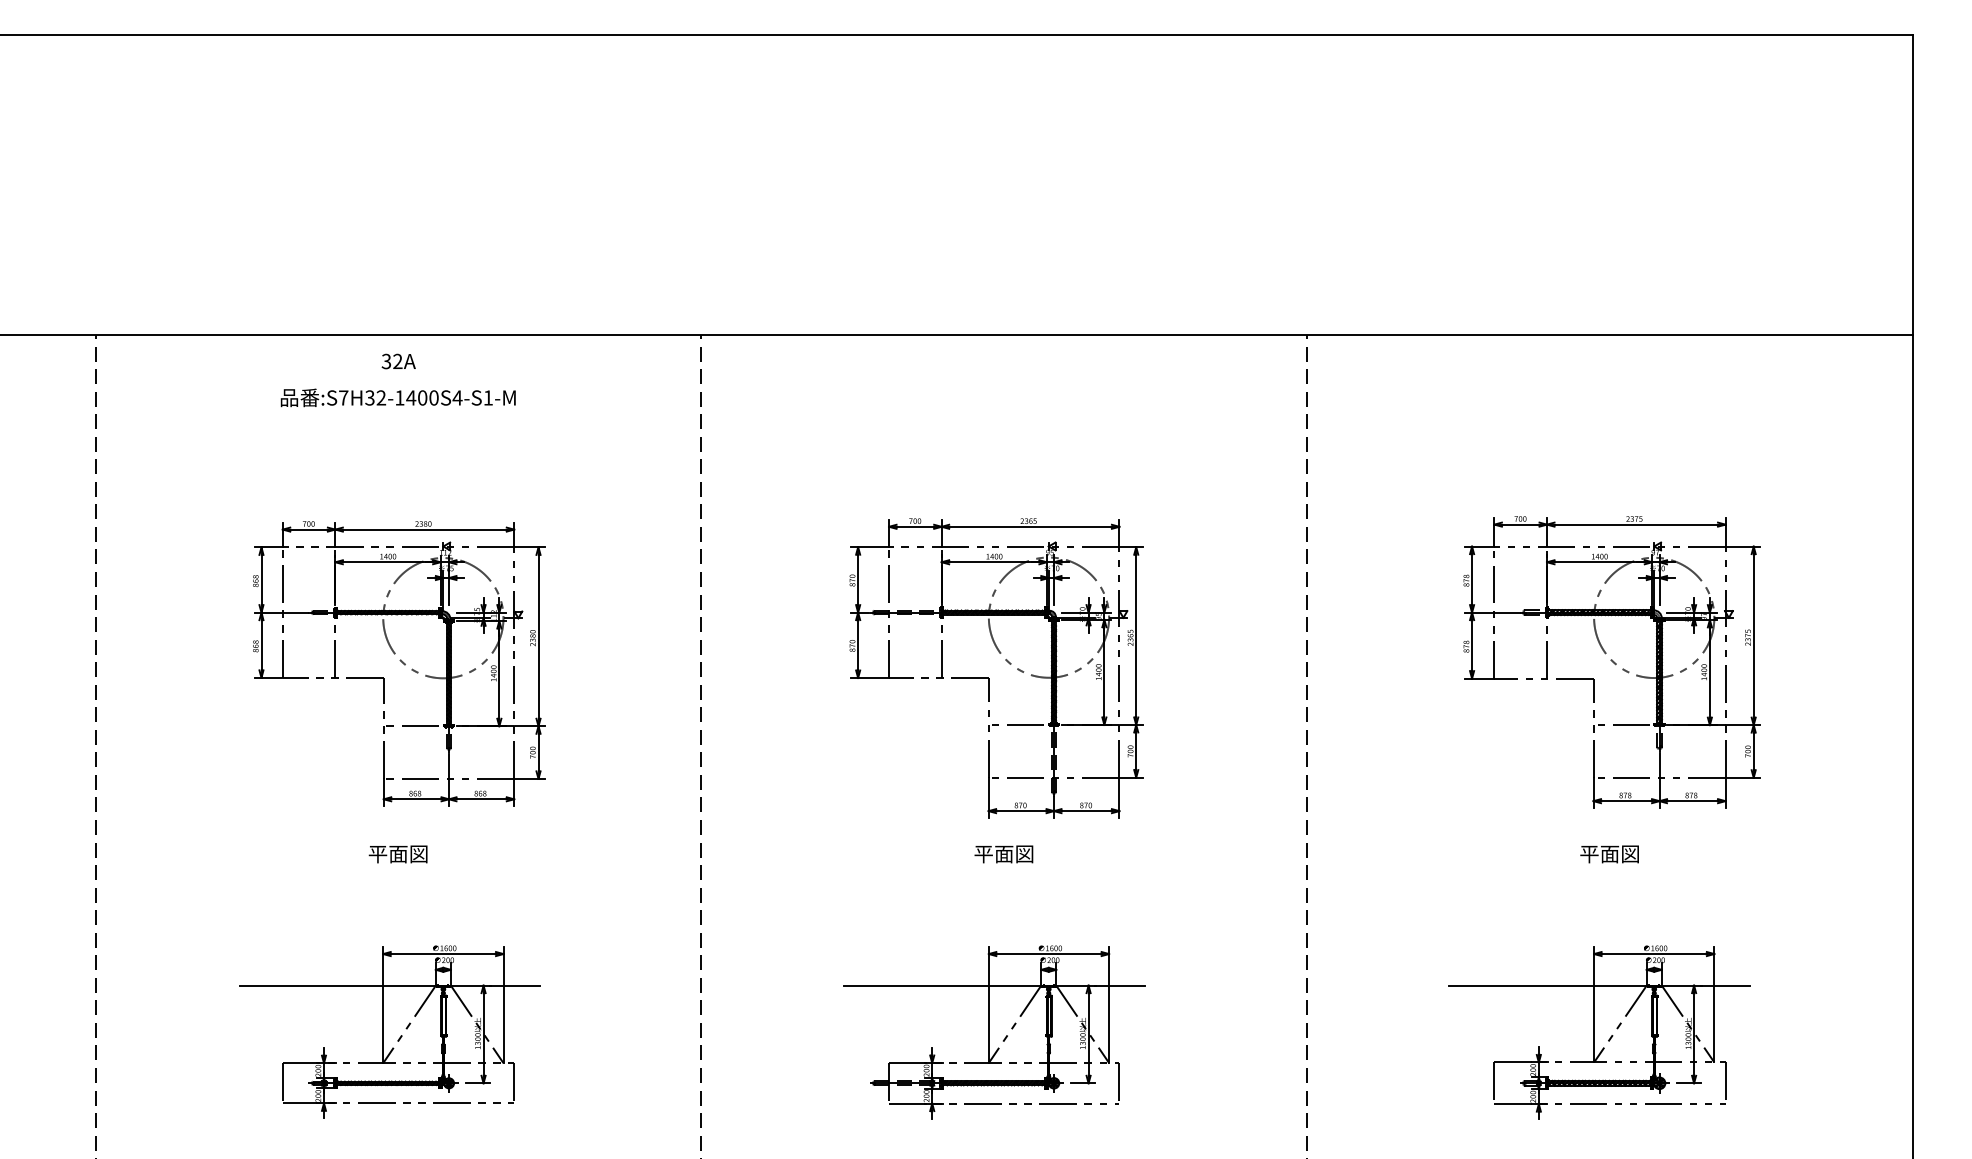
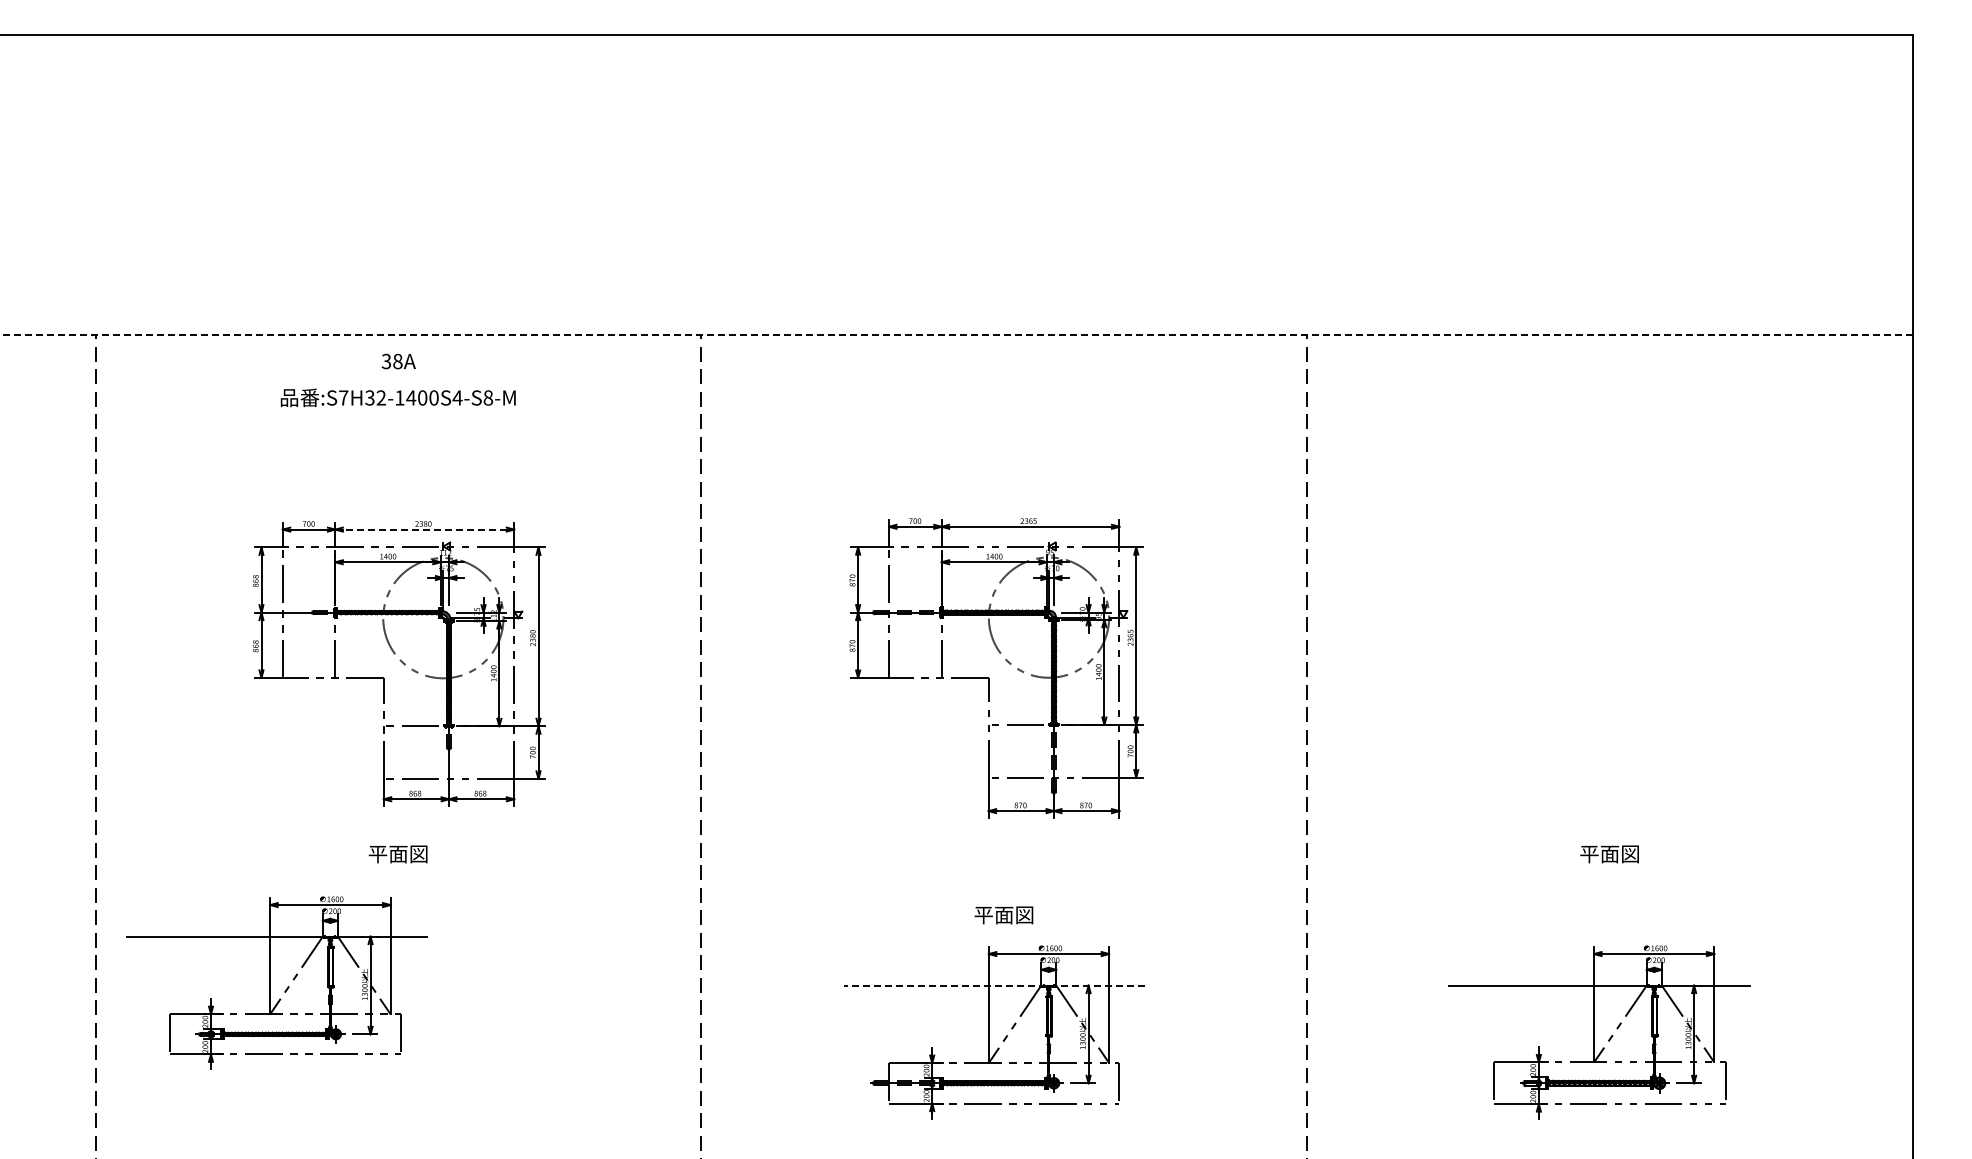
line: solid -> dashed (956, 335)
text: 32A -> 38A (397, 361)
text: :S7H32-1400S4-S1-M -> :S7H32-1400S4-S8-M (488, 397)
line: solid -> dashed (424, 529)
part: present -> none (1611, 662)
text position: (1003, 854) -> (1003, 915) (1003, 915)
line: solid -> dashed (993, 985)
part position: (389, 1031) -> (276, 982) (276, 982)
